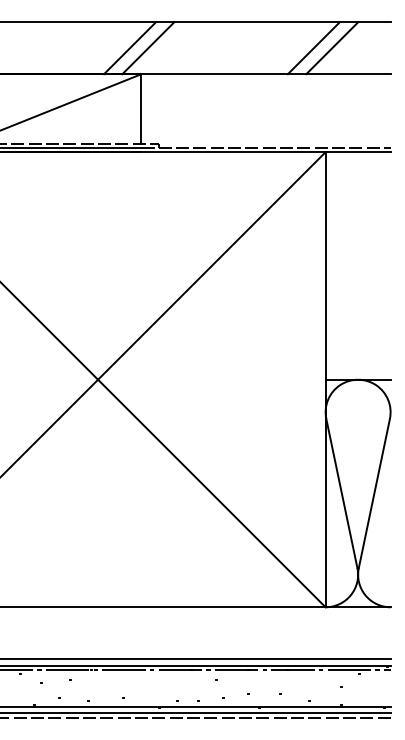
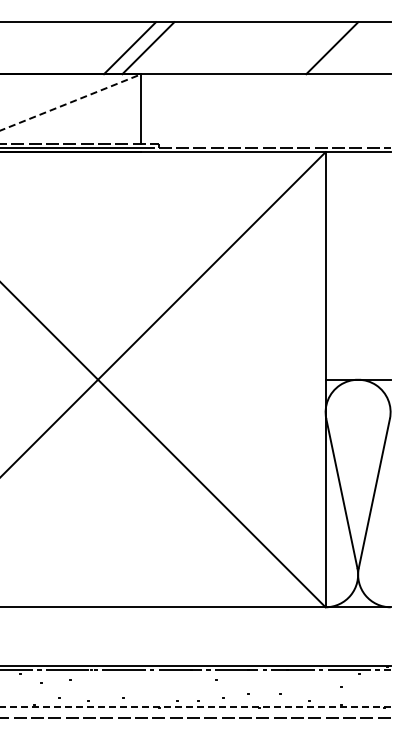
line: present -> none (313, 48)
line: solid -> dashed (70, 102)
line: present -> none (196, 659)
line: solid -> dashed (195, 706)
line: present -> none (196, 713)
